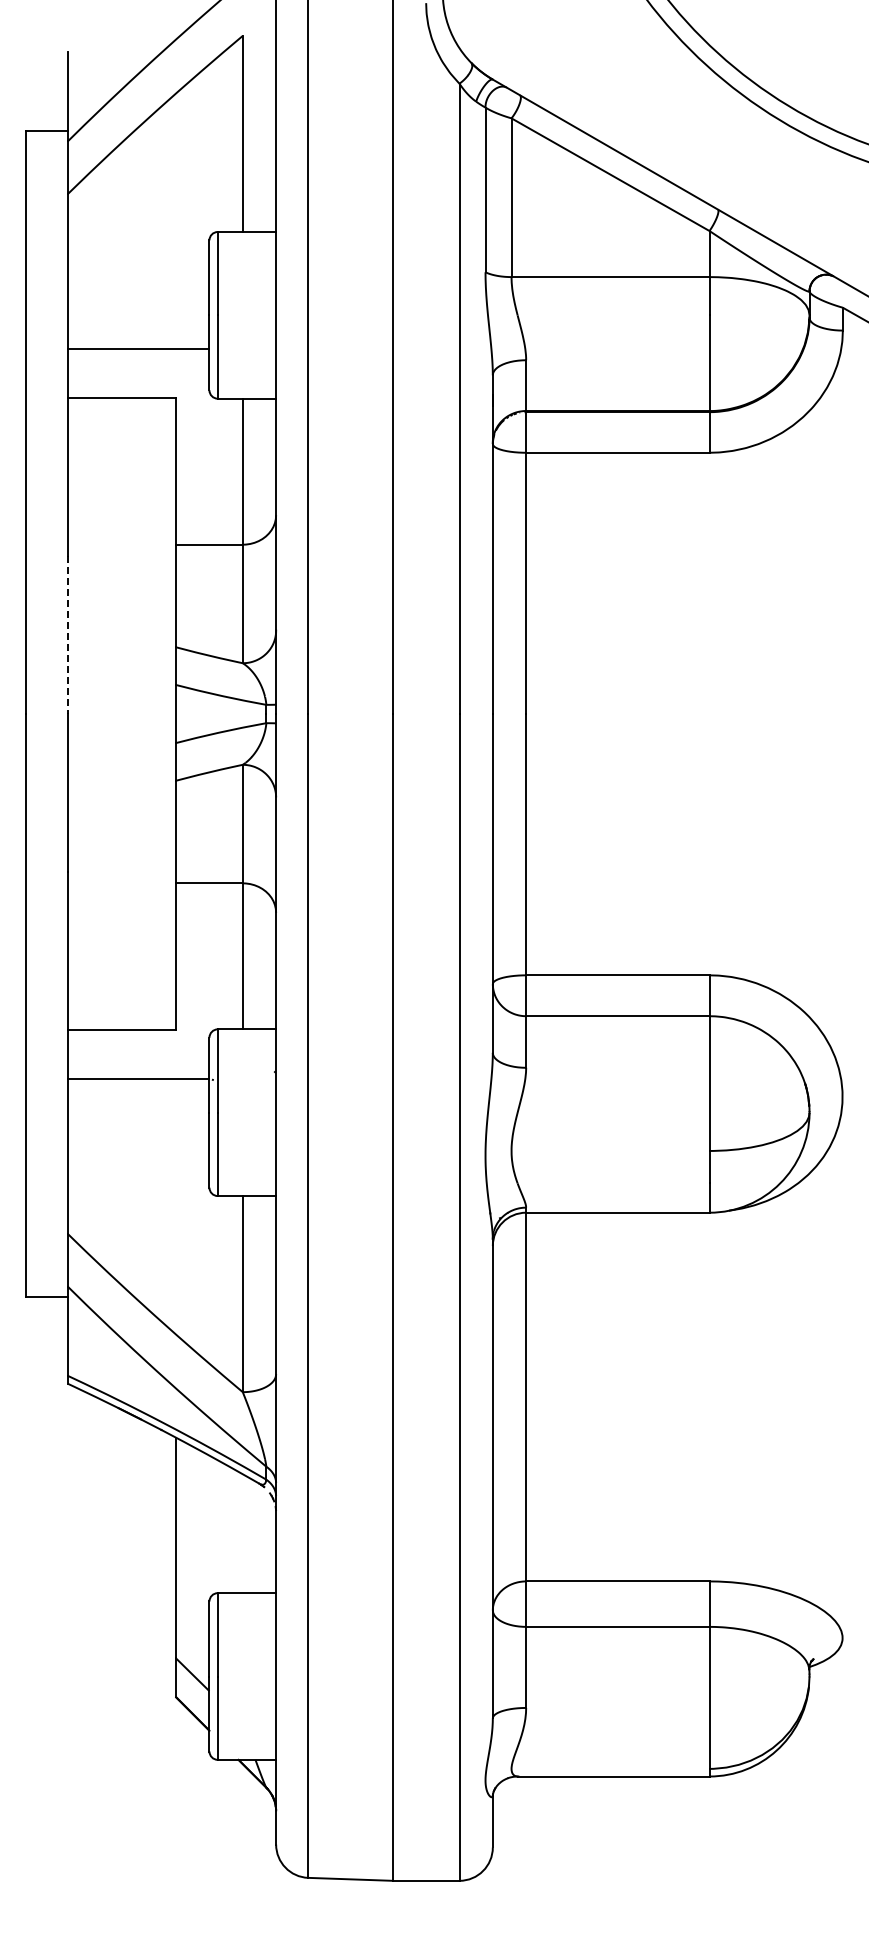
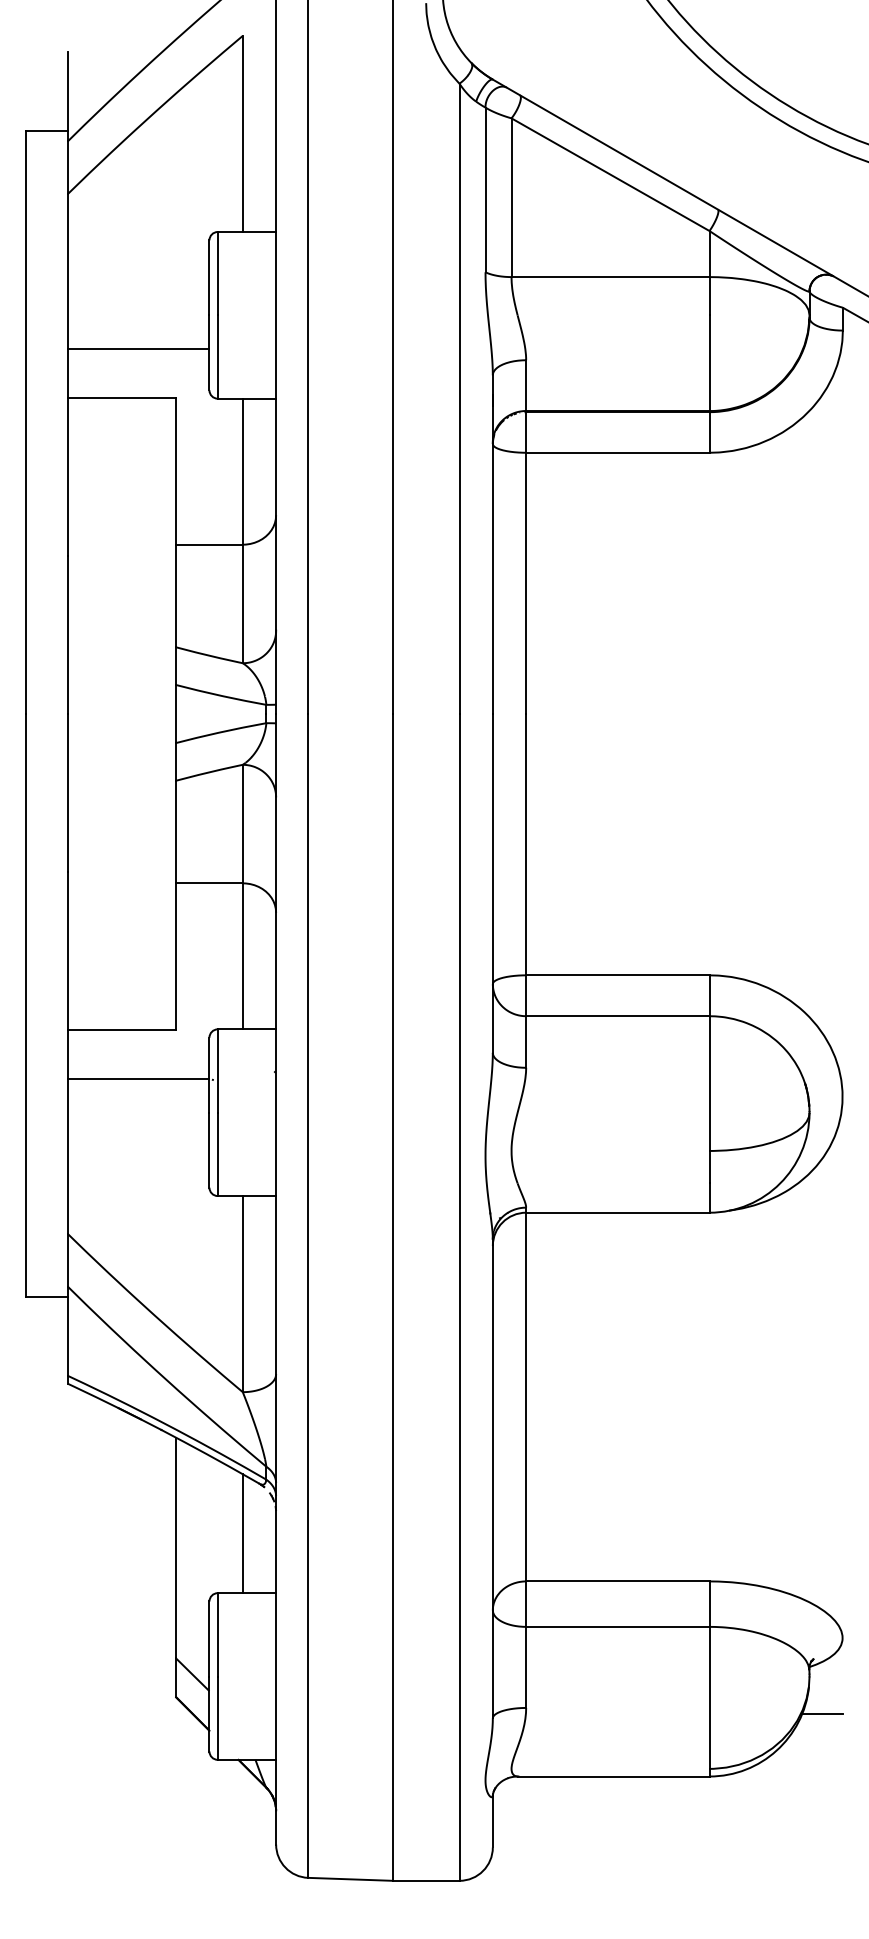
line: dashed -> solid (67, 635)
line: none -> present (242, 1533)
line: none -> present (821, 1714)
